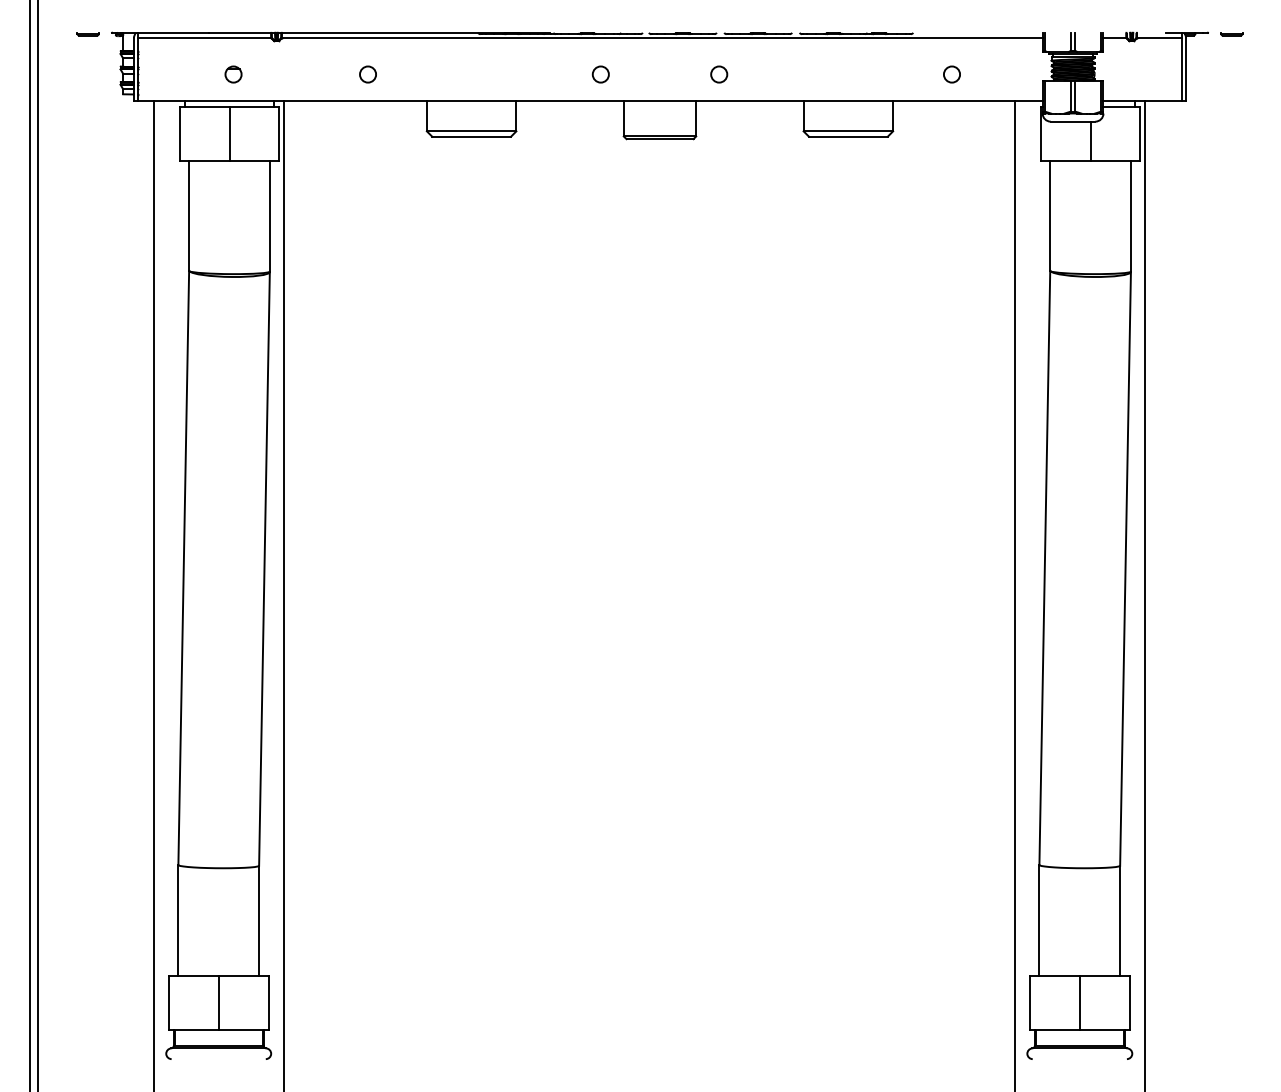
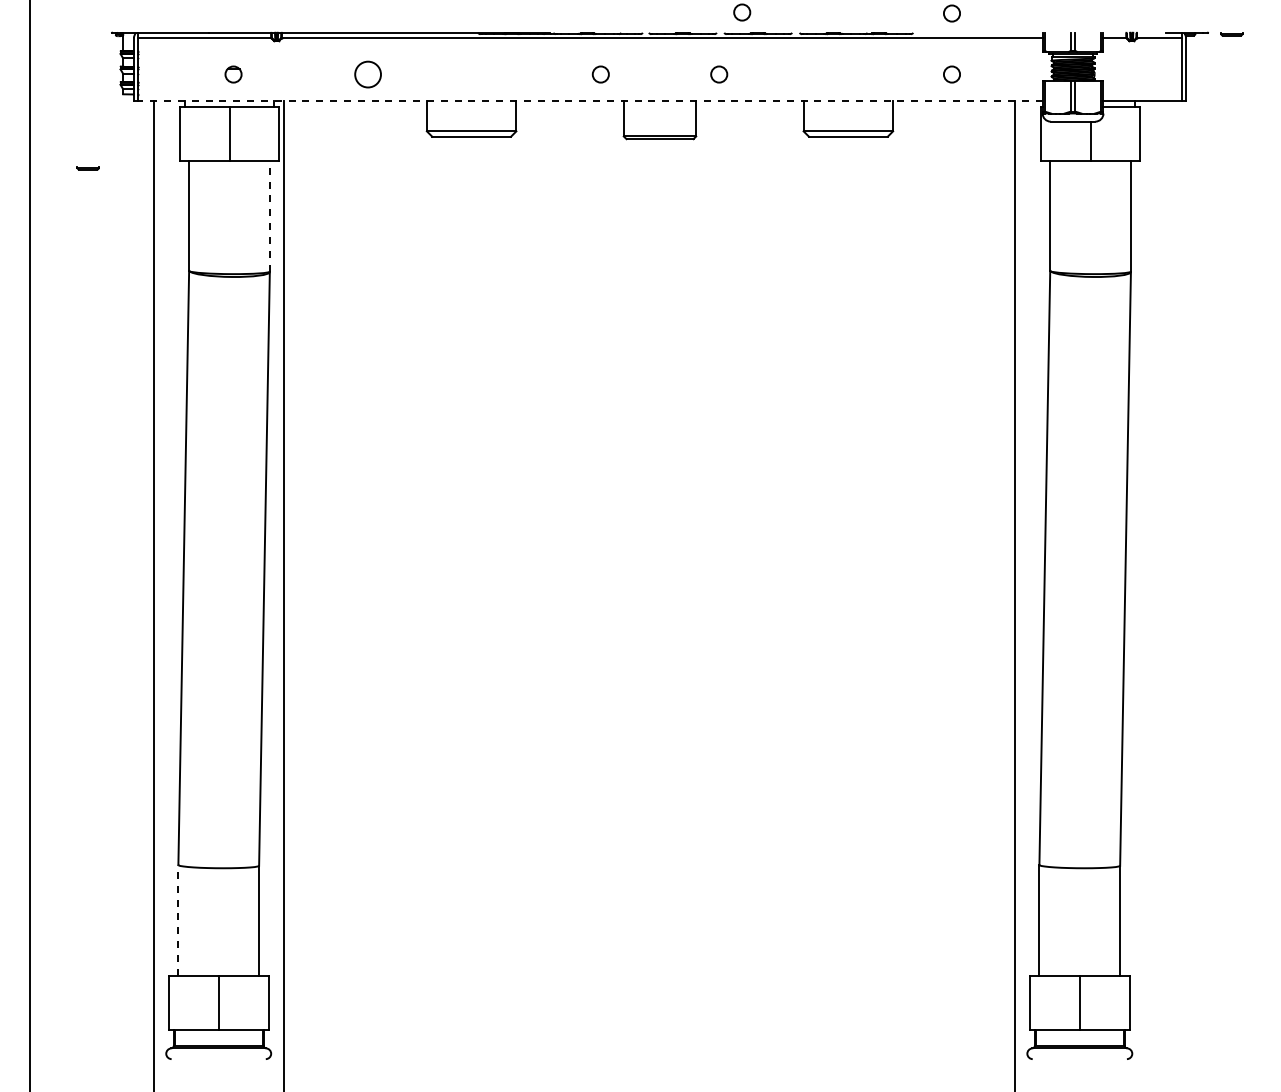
circle: none -> present (742, 12)
circle: none -> present (951, 13)
line position: (87, 34) -> (87, 168) (87, 168)
circle size: 18x19 px -> 28x29 px (367, 74)
line: solid -> dashed (589, 101)
line: solid -> dashed (269, 215)
line: present -> none (38, 545)
line: present -> none (1144, 594)
line: solid -> dashed (178, 919)
